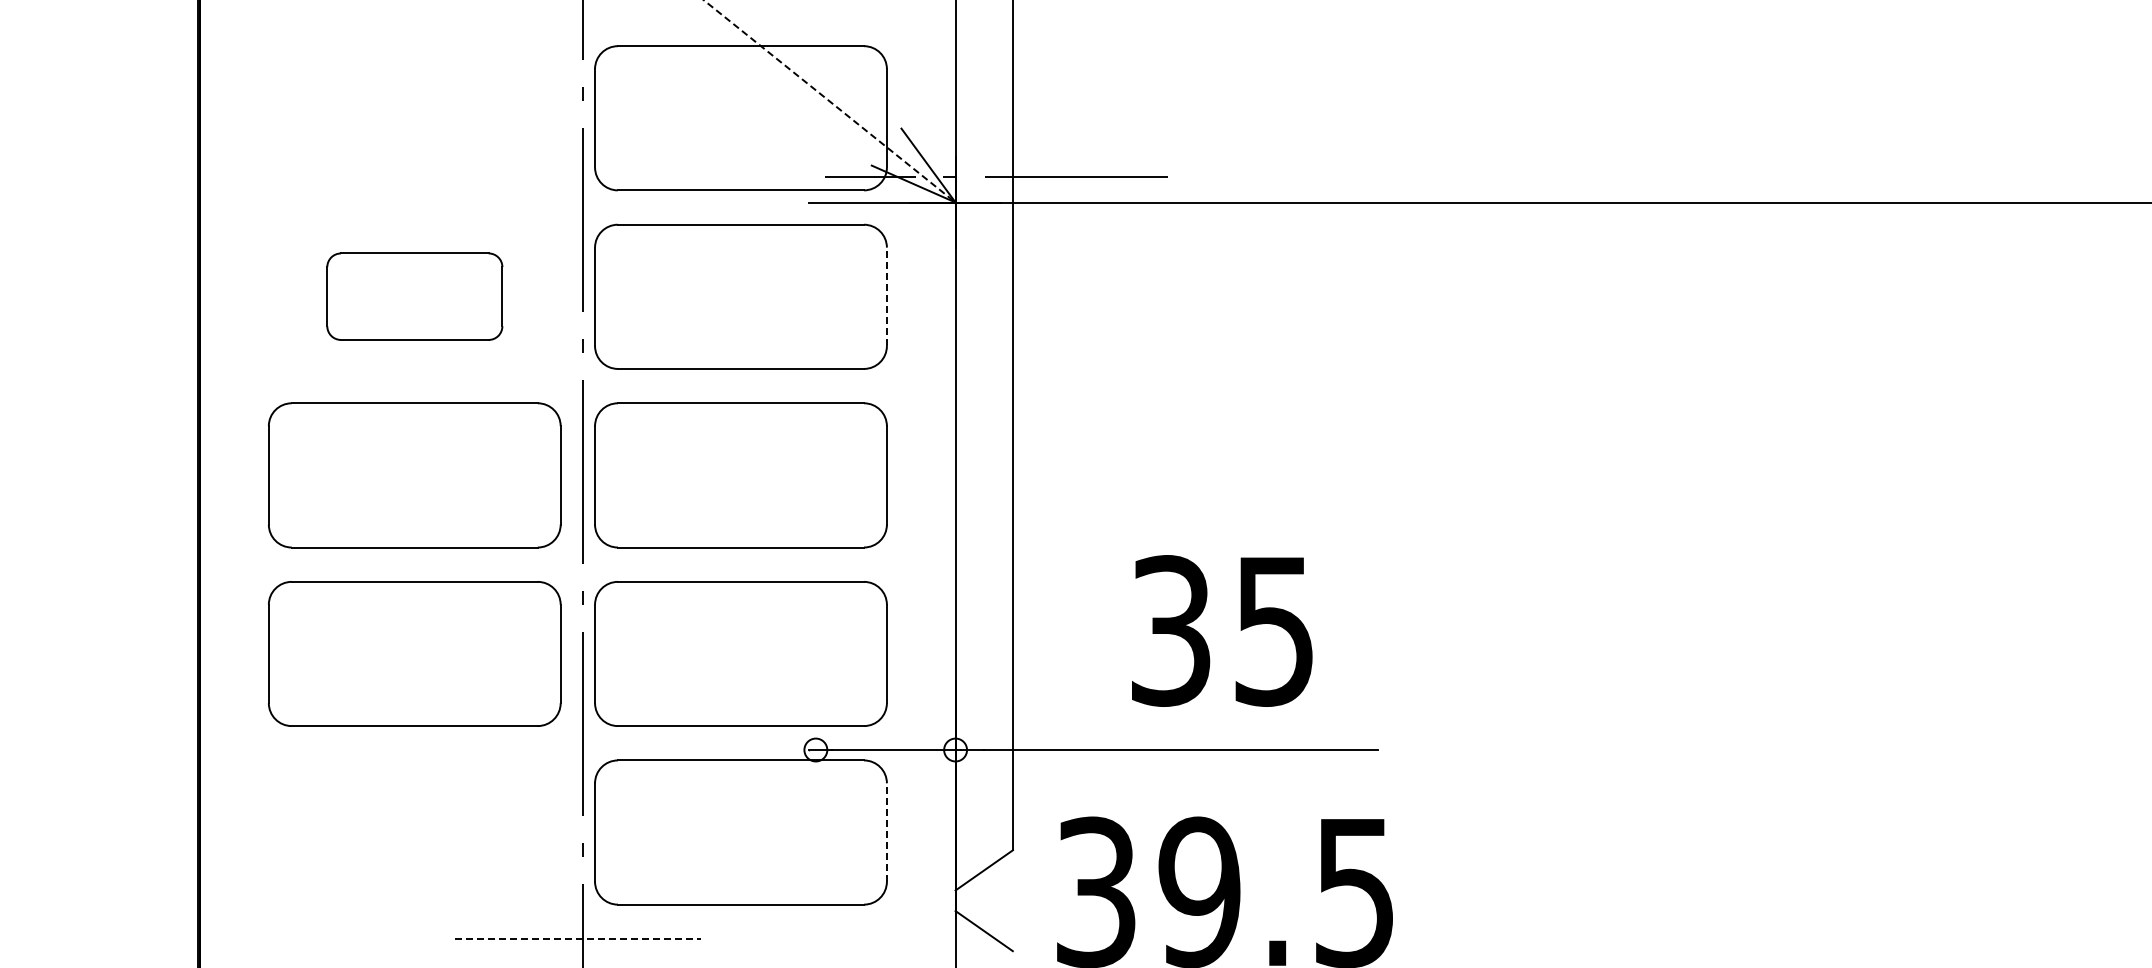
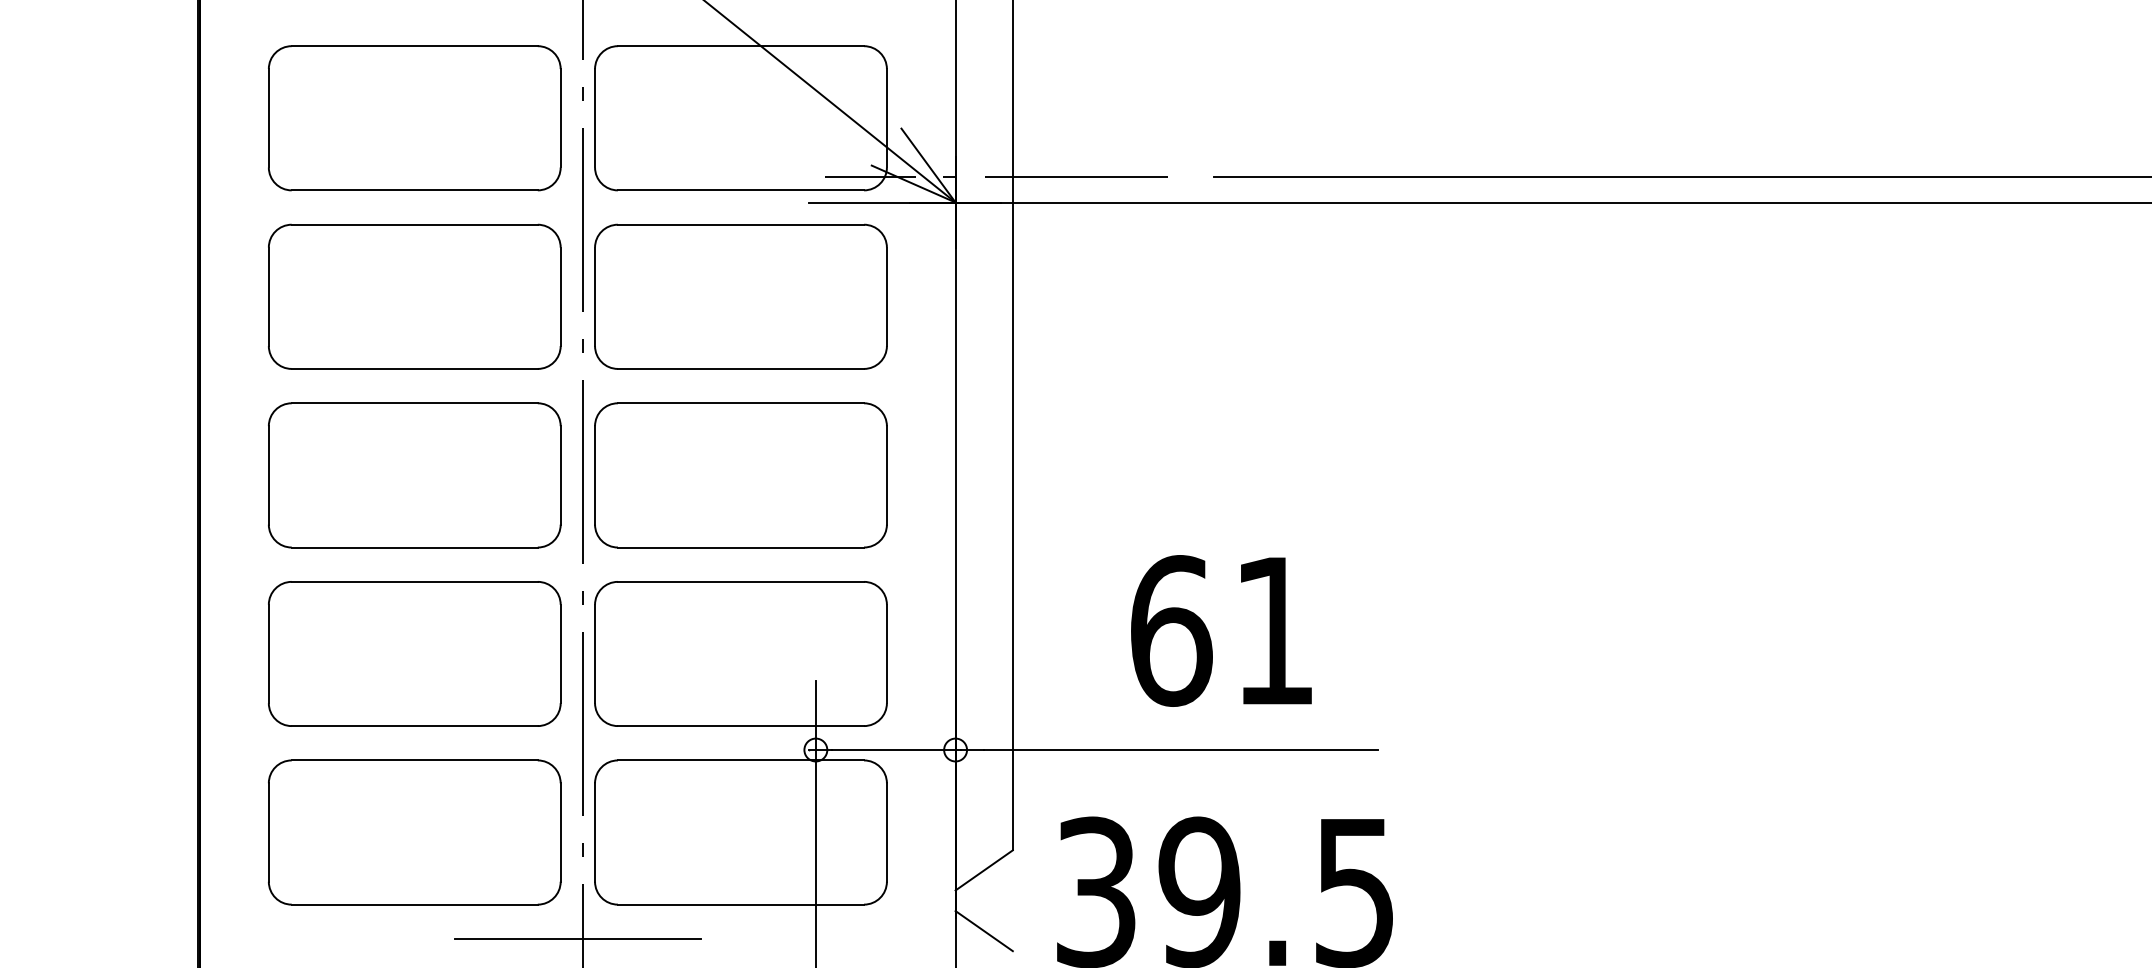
line: dashed -> solid (830, 101)
part: none -> present (414, 118)
line: none -> present (1680, 177)
part size: 178x89 px -> 294x147 px (414, 296)
line: dashed -> solid (886, 296)
text: 35 -> 61 (1221, 630)
line: none -> present (815, 822)
part: none -> present (414, 832)
line: dashed -> solid (886, 832)
line: dashed -> solid (578, 938)
